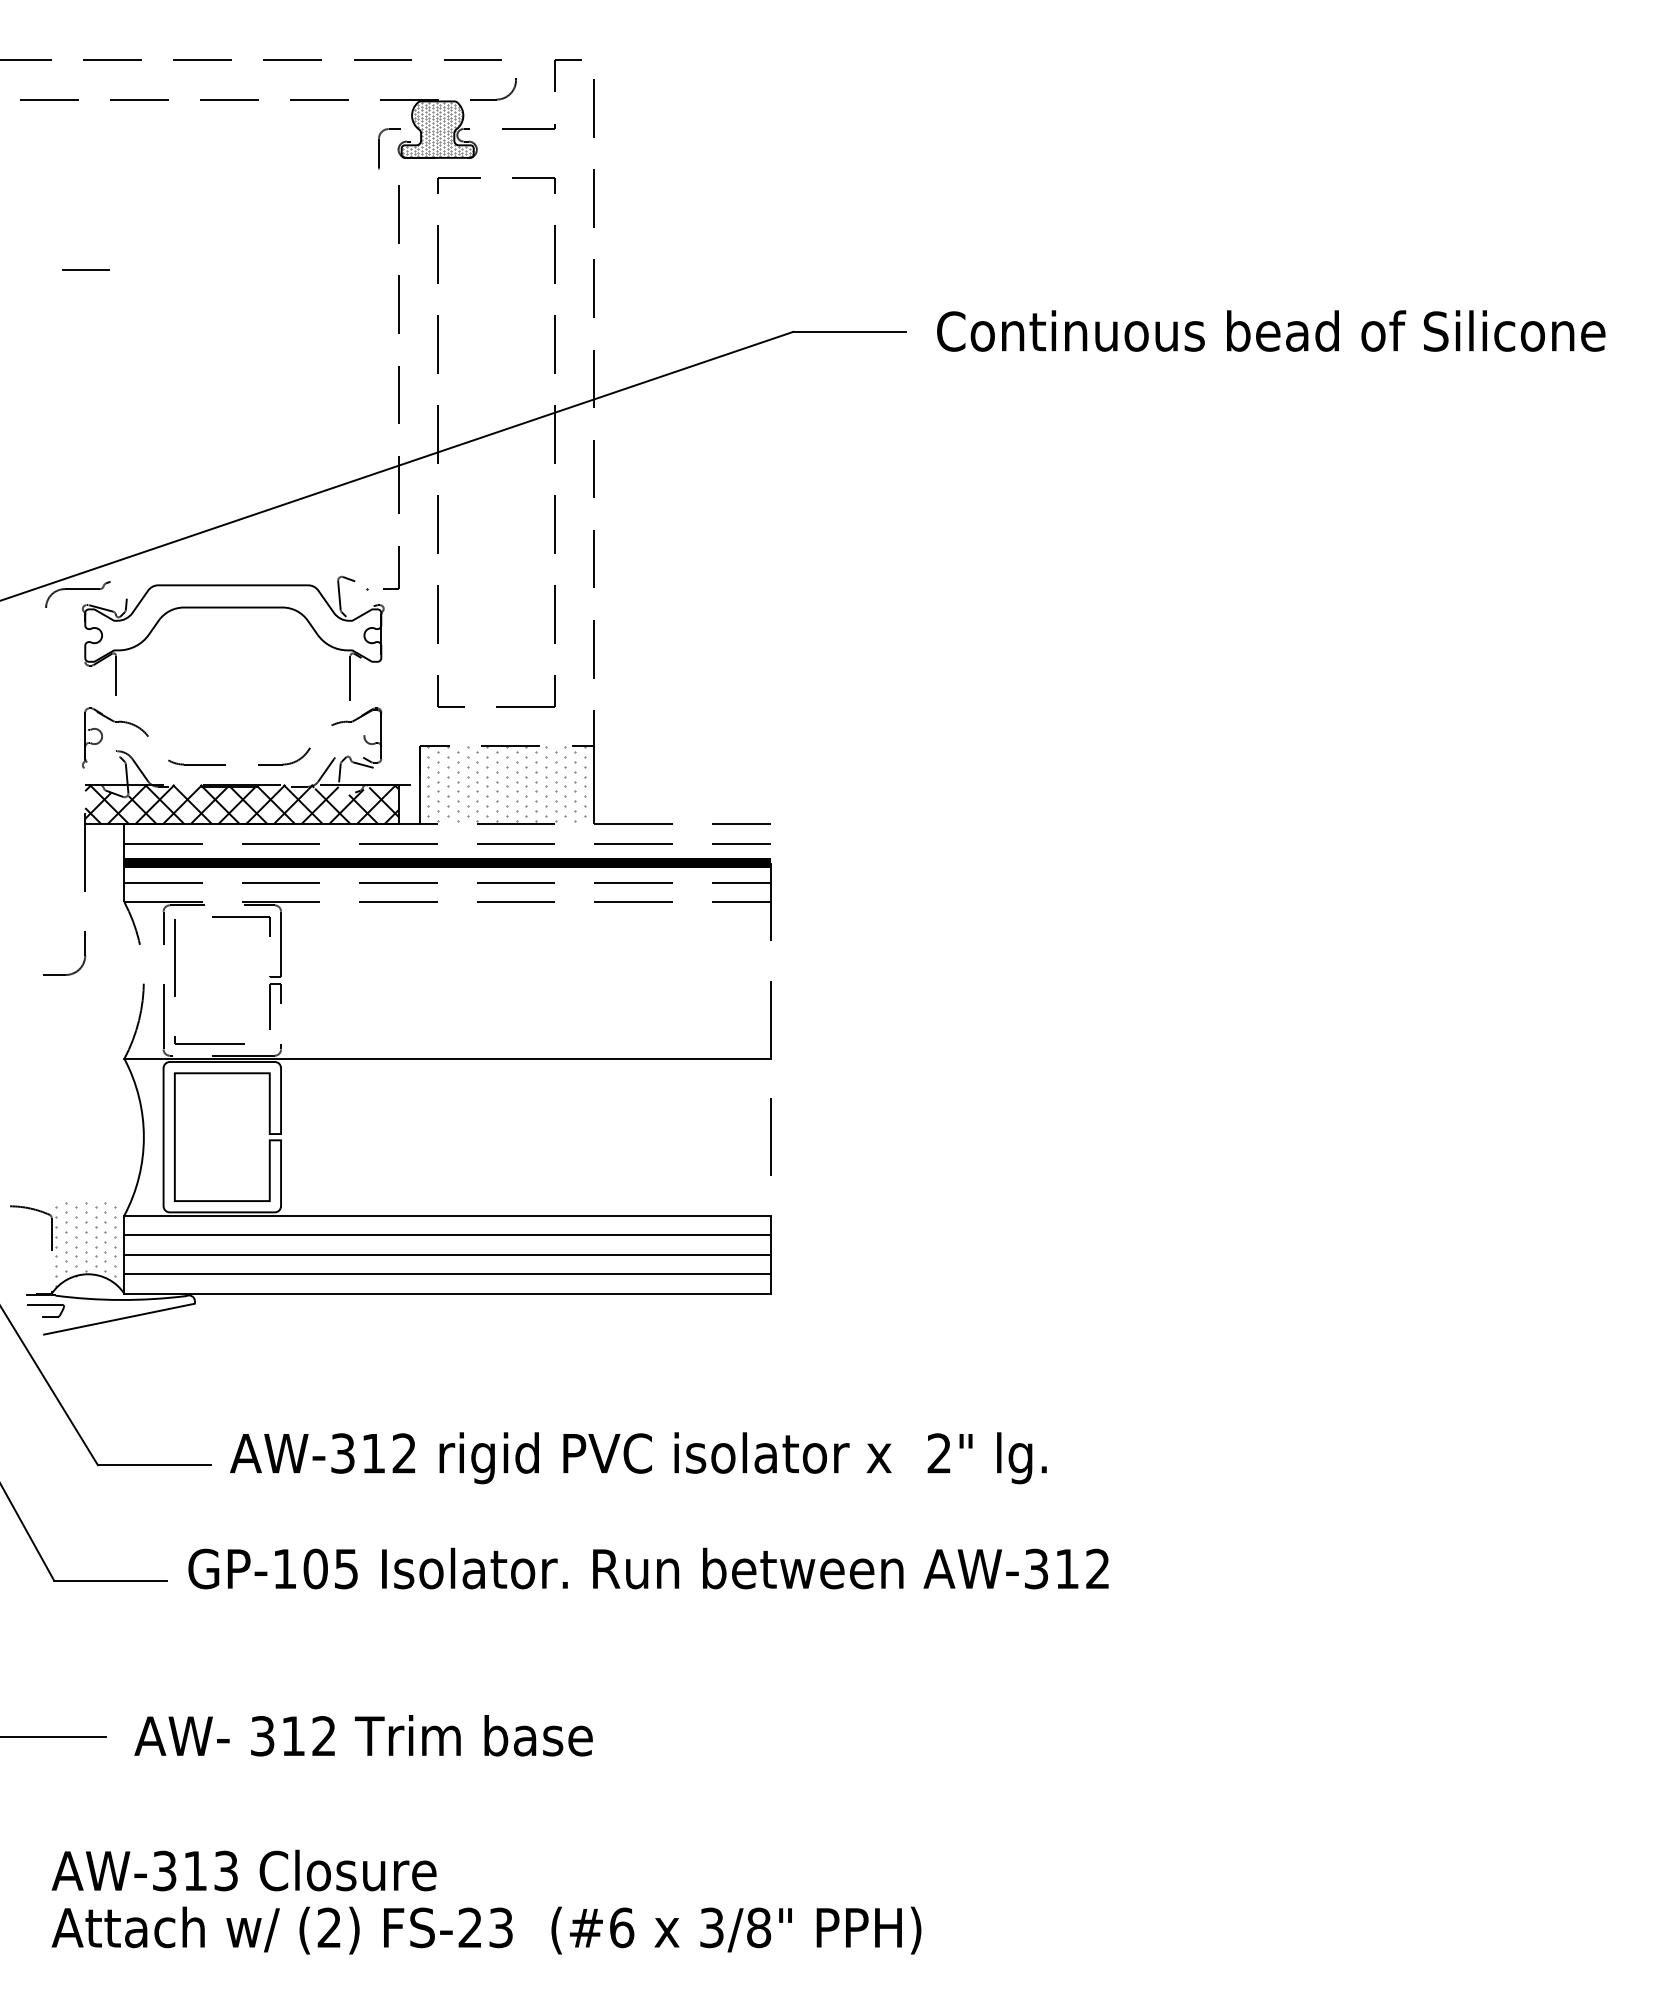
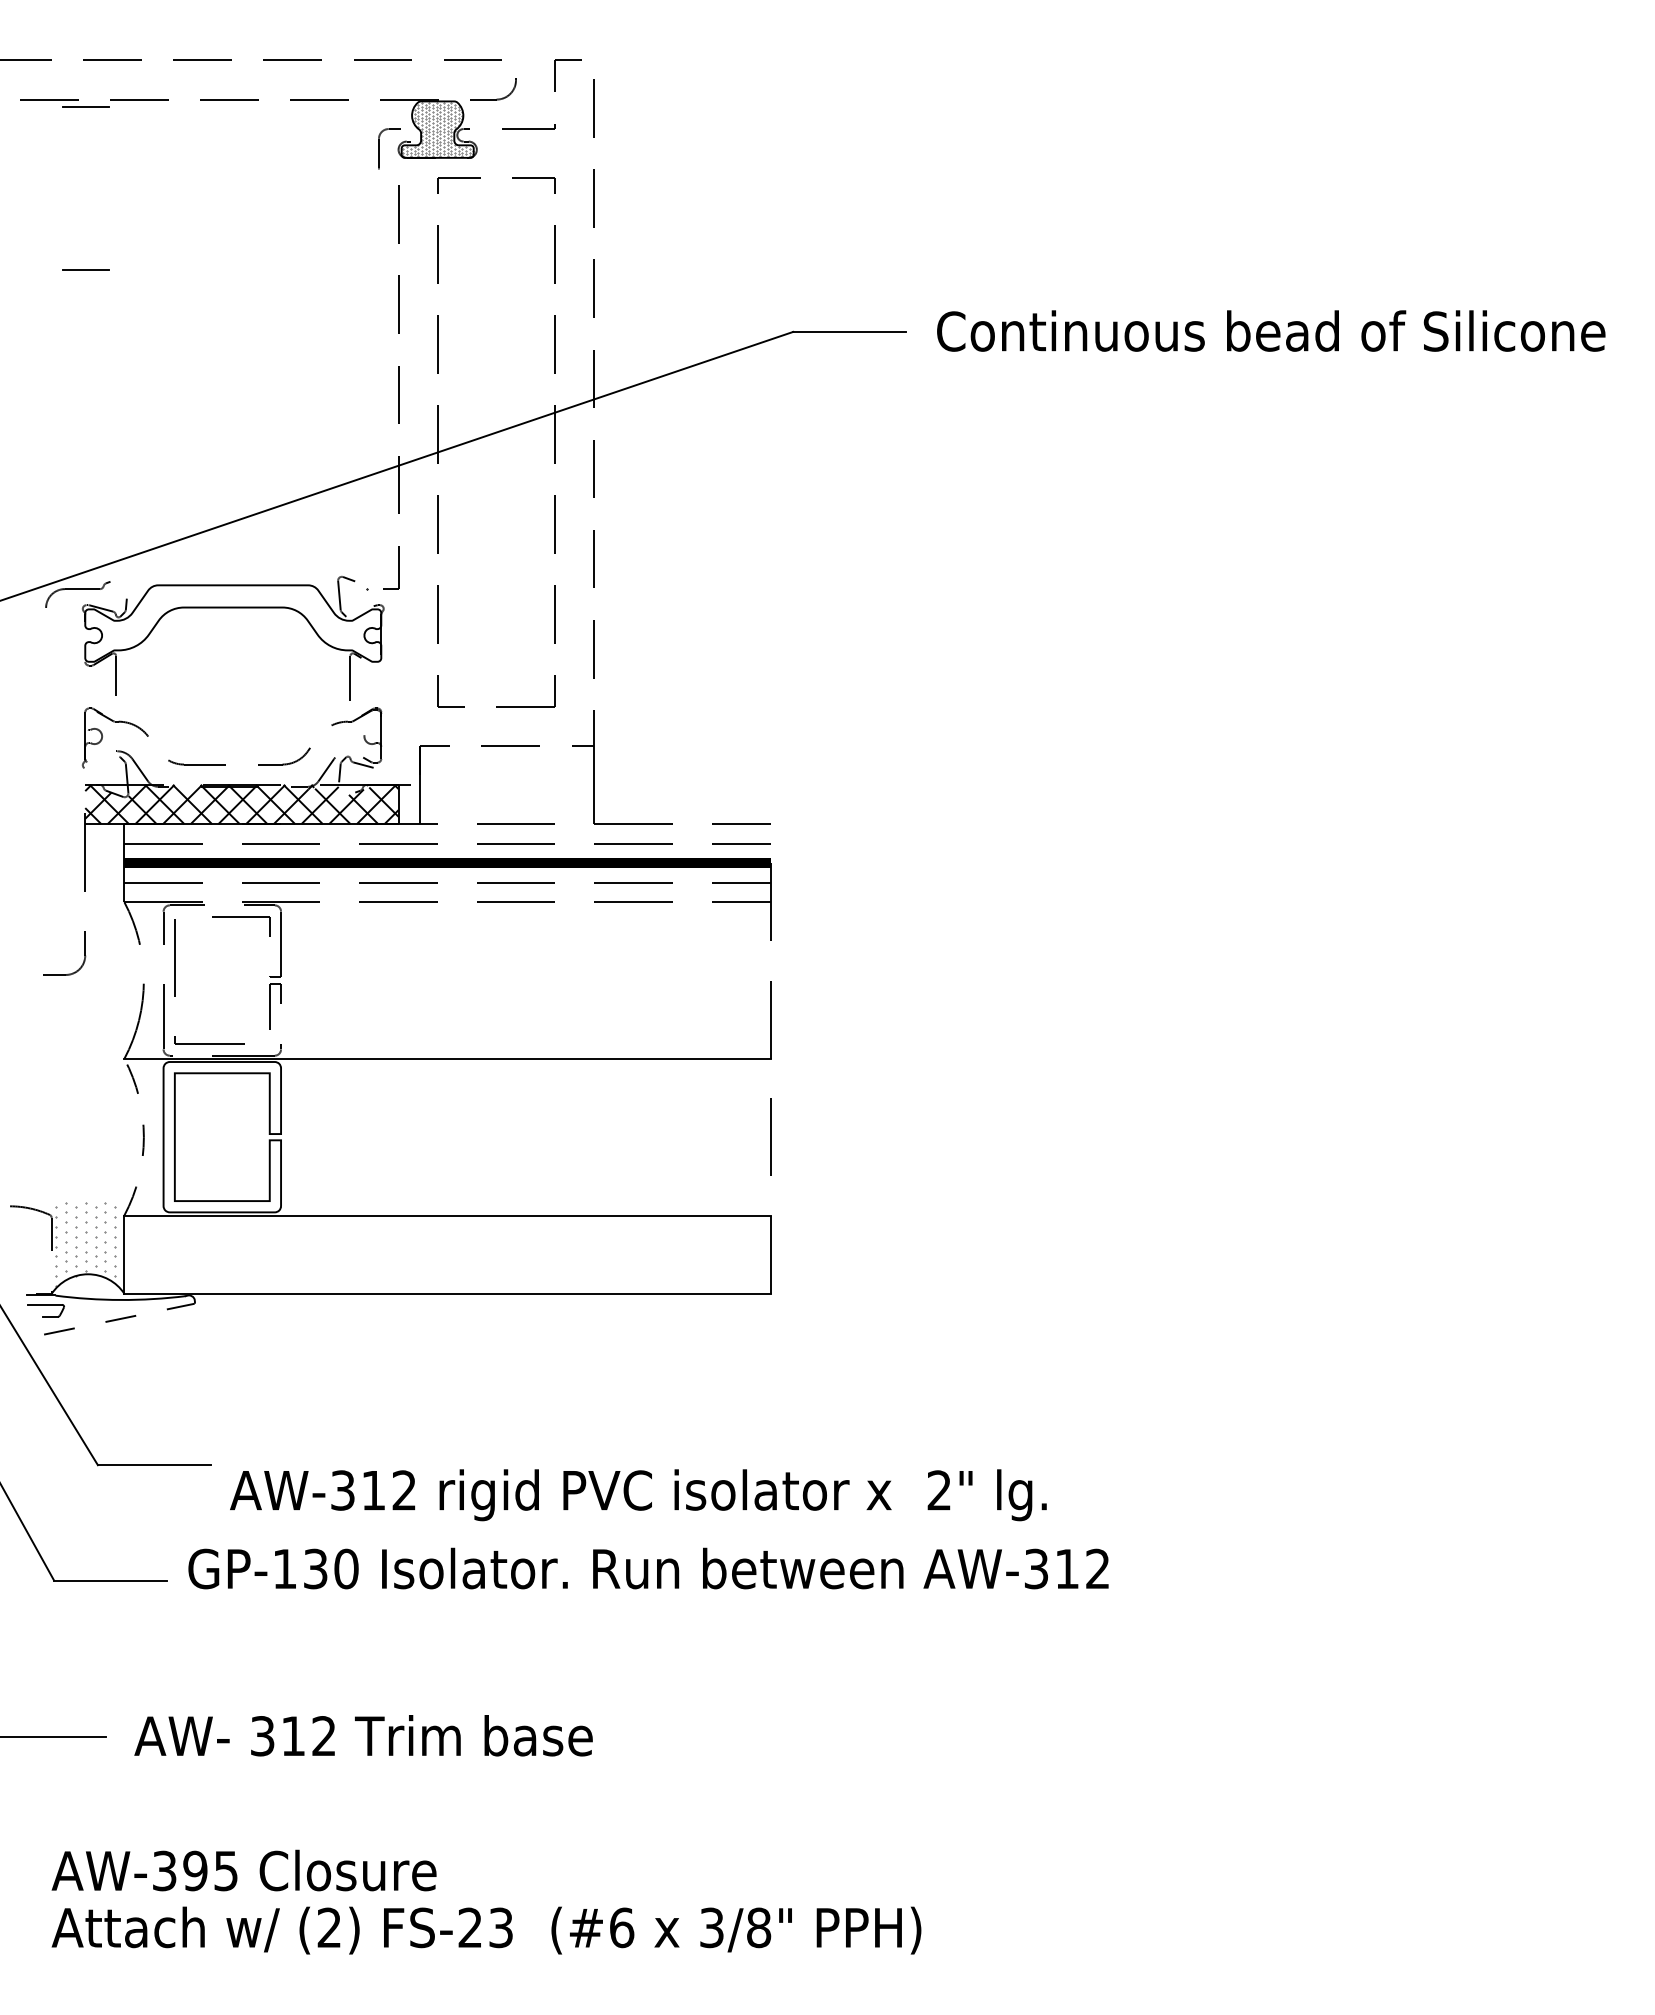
line: none -> present (85, 106)
hatch: present -> none (506, 783)
arc: solid -> dashed (143, 1137)
line: present -> none (447, 1235)
line: present -> none (447, 1254)
line: present -> none (447, 1274)
line: solid -> dashed (119, 1319)
text position: (638, 1458) -> (638, 1495) (638, 1495)
text: GP-105 -> GP-130 (330, 1568)
text: AW-313 -> AW-395 (210, 1870)
